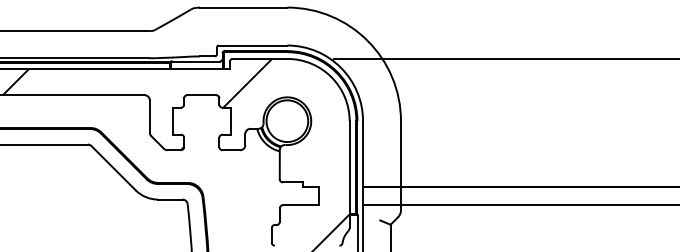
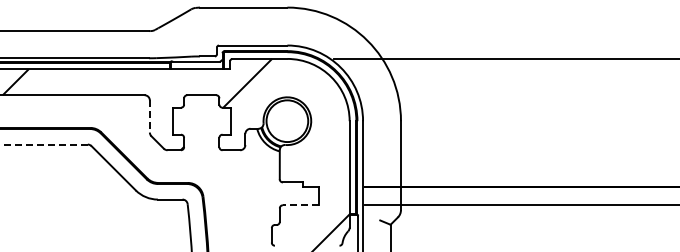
line: solid -> dashed (149, 116)
line: solid -> dashed (43, 144)
line: solid -> dashed (300, 205)
